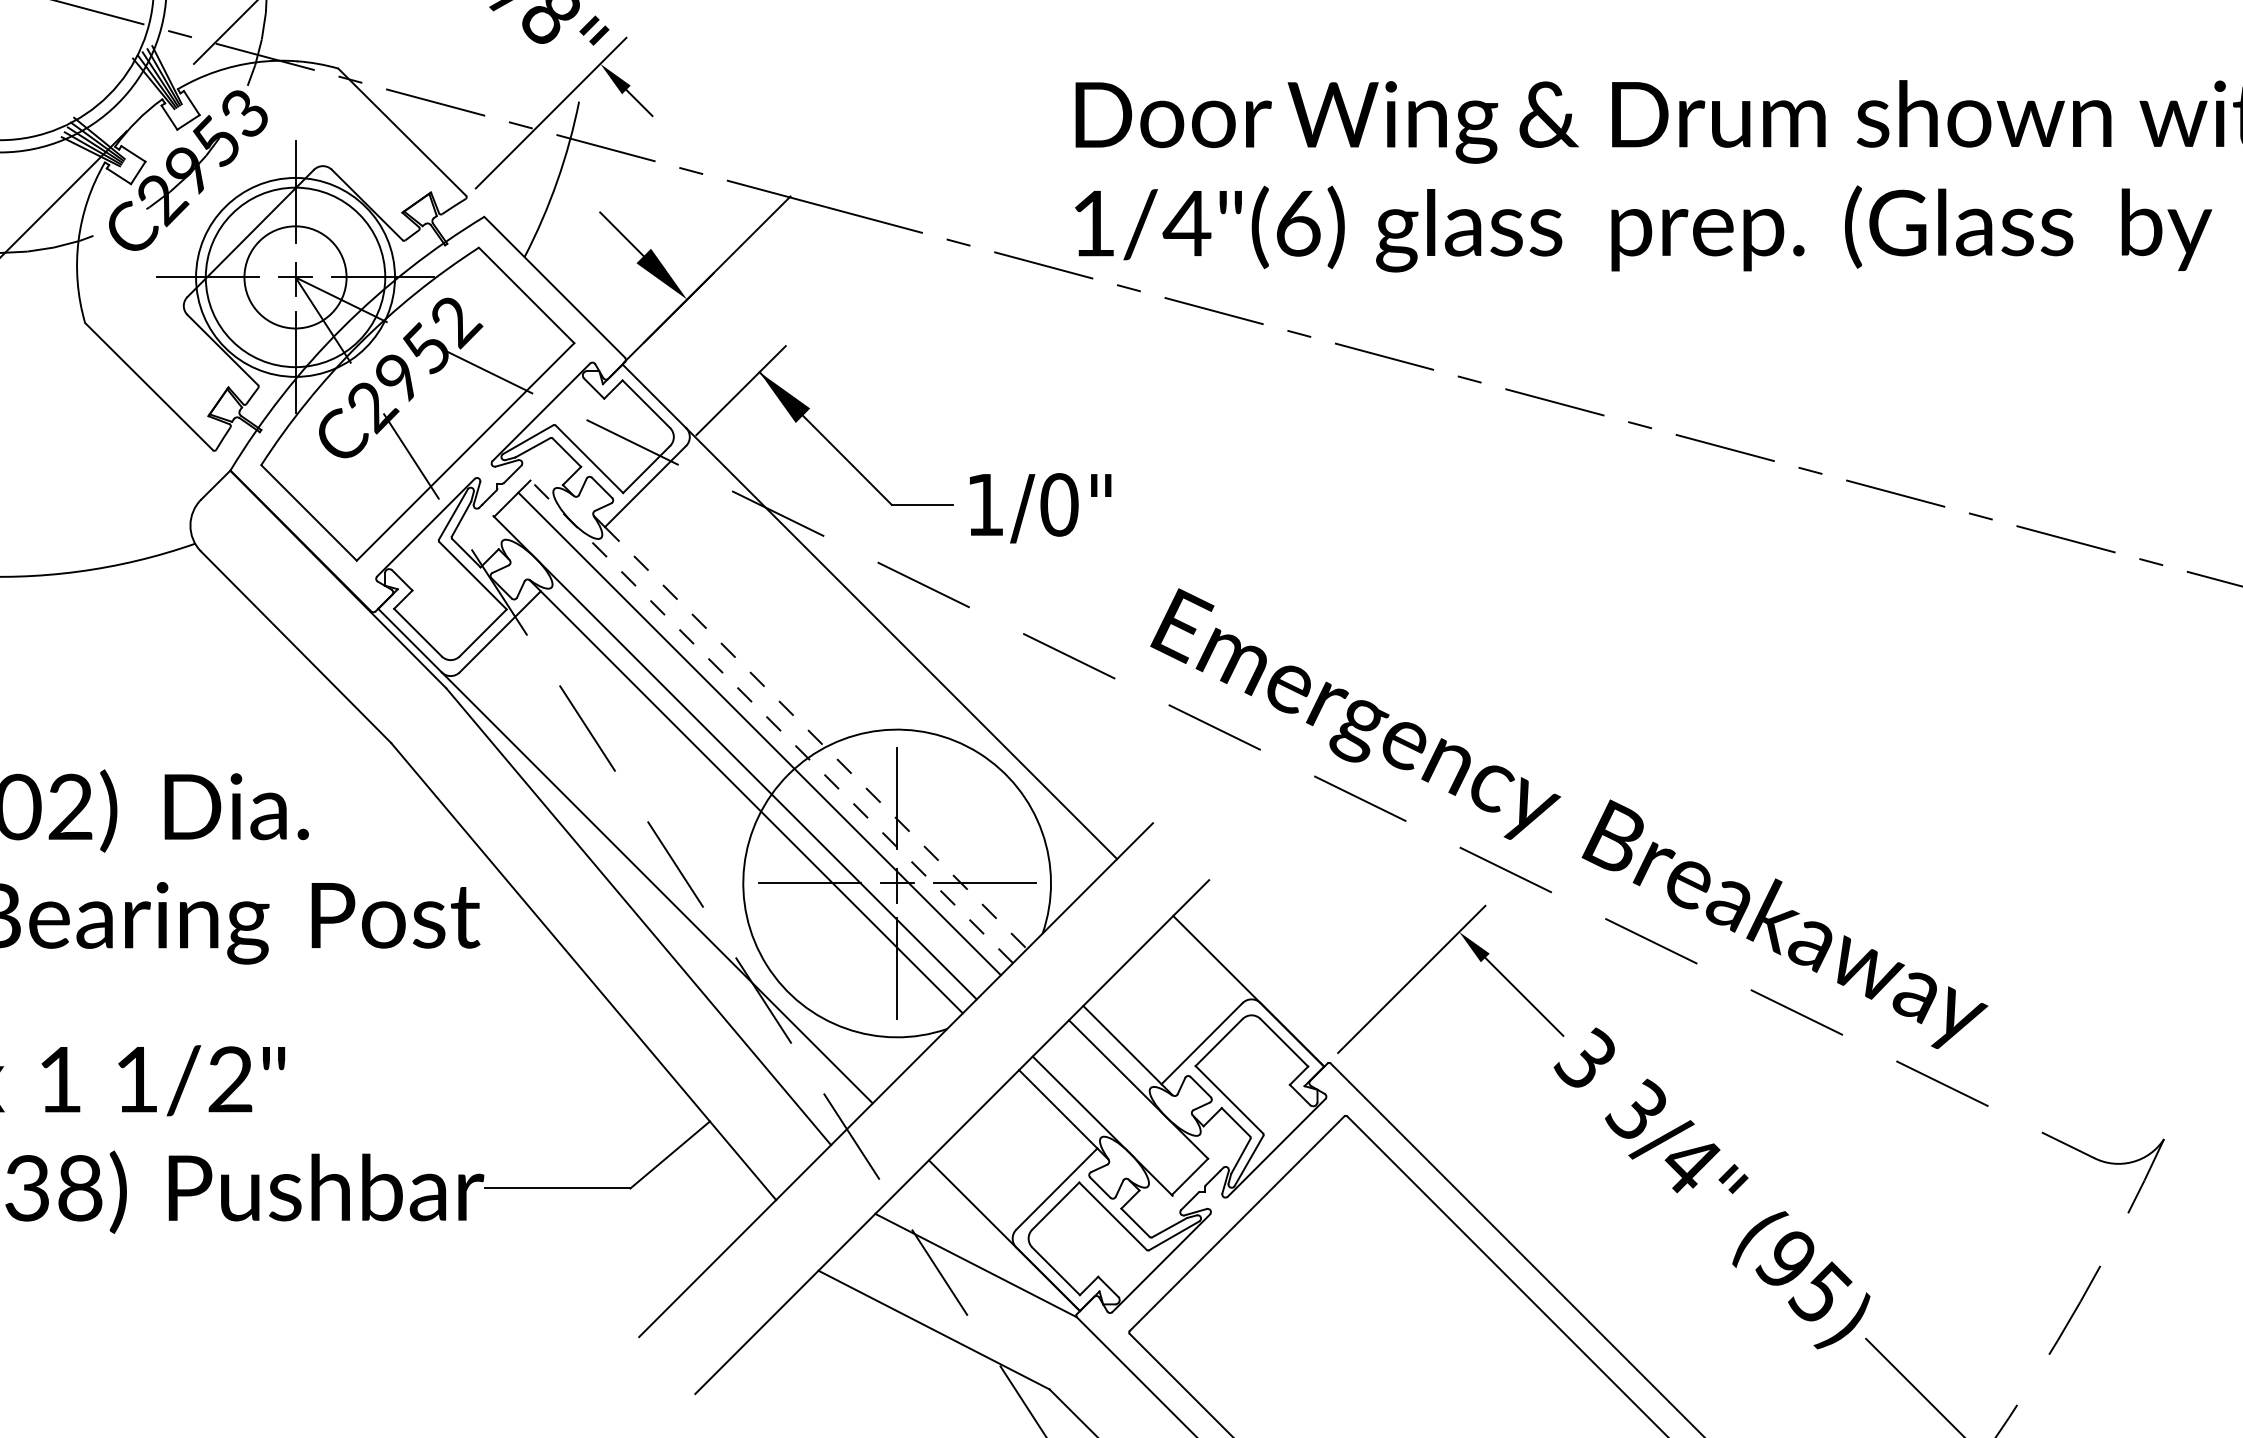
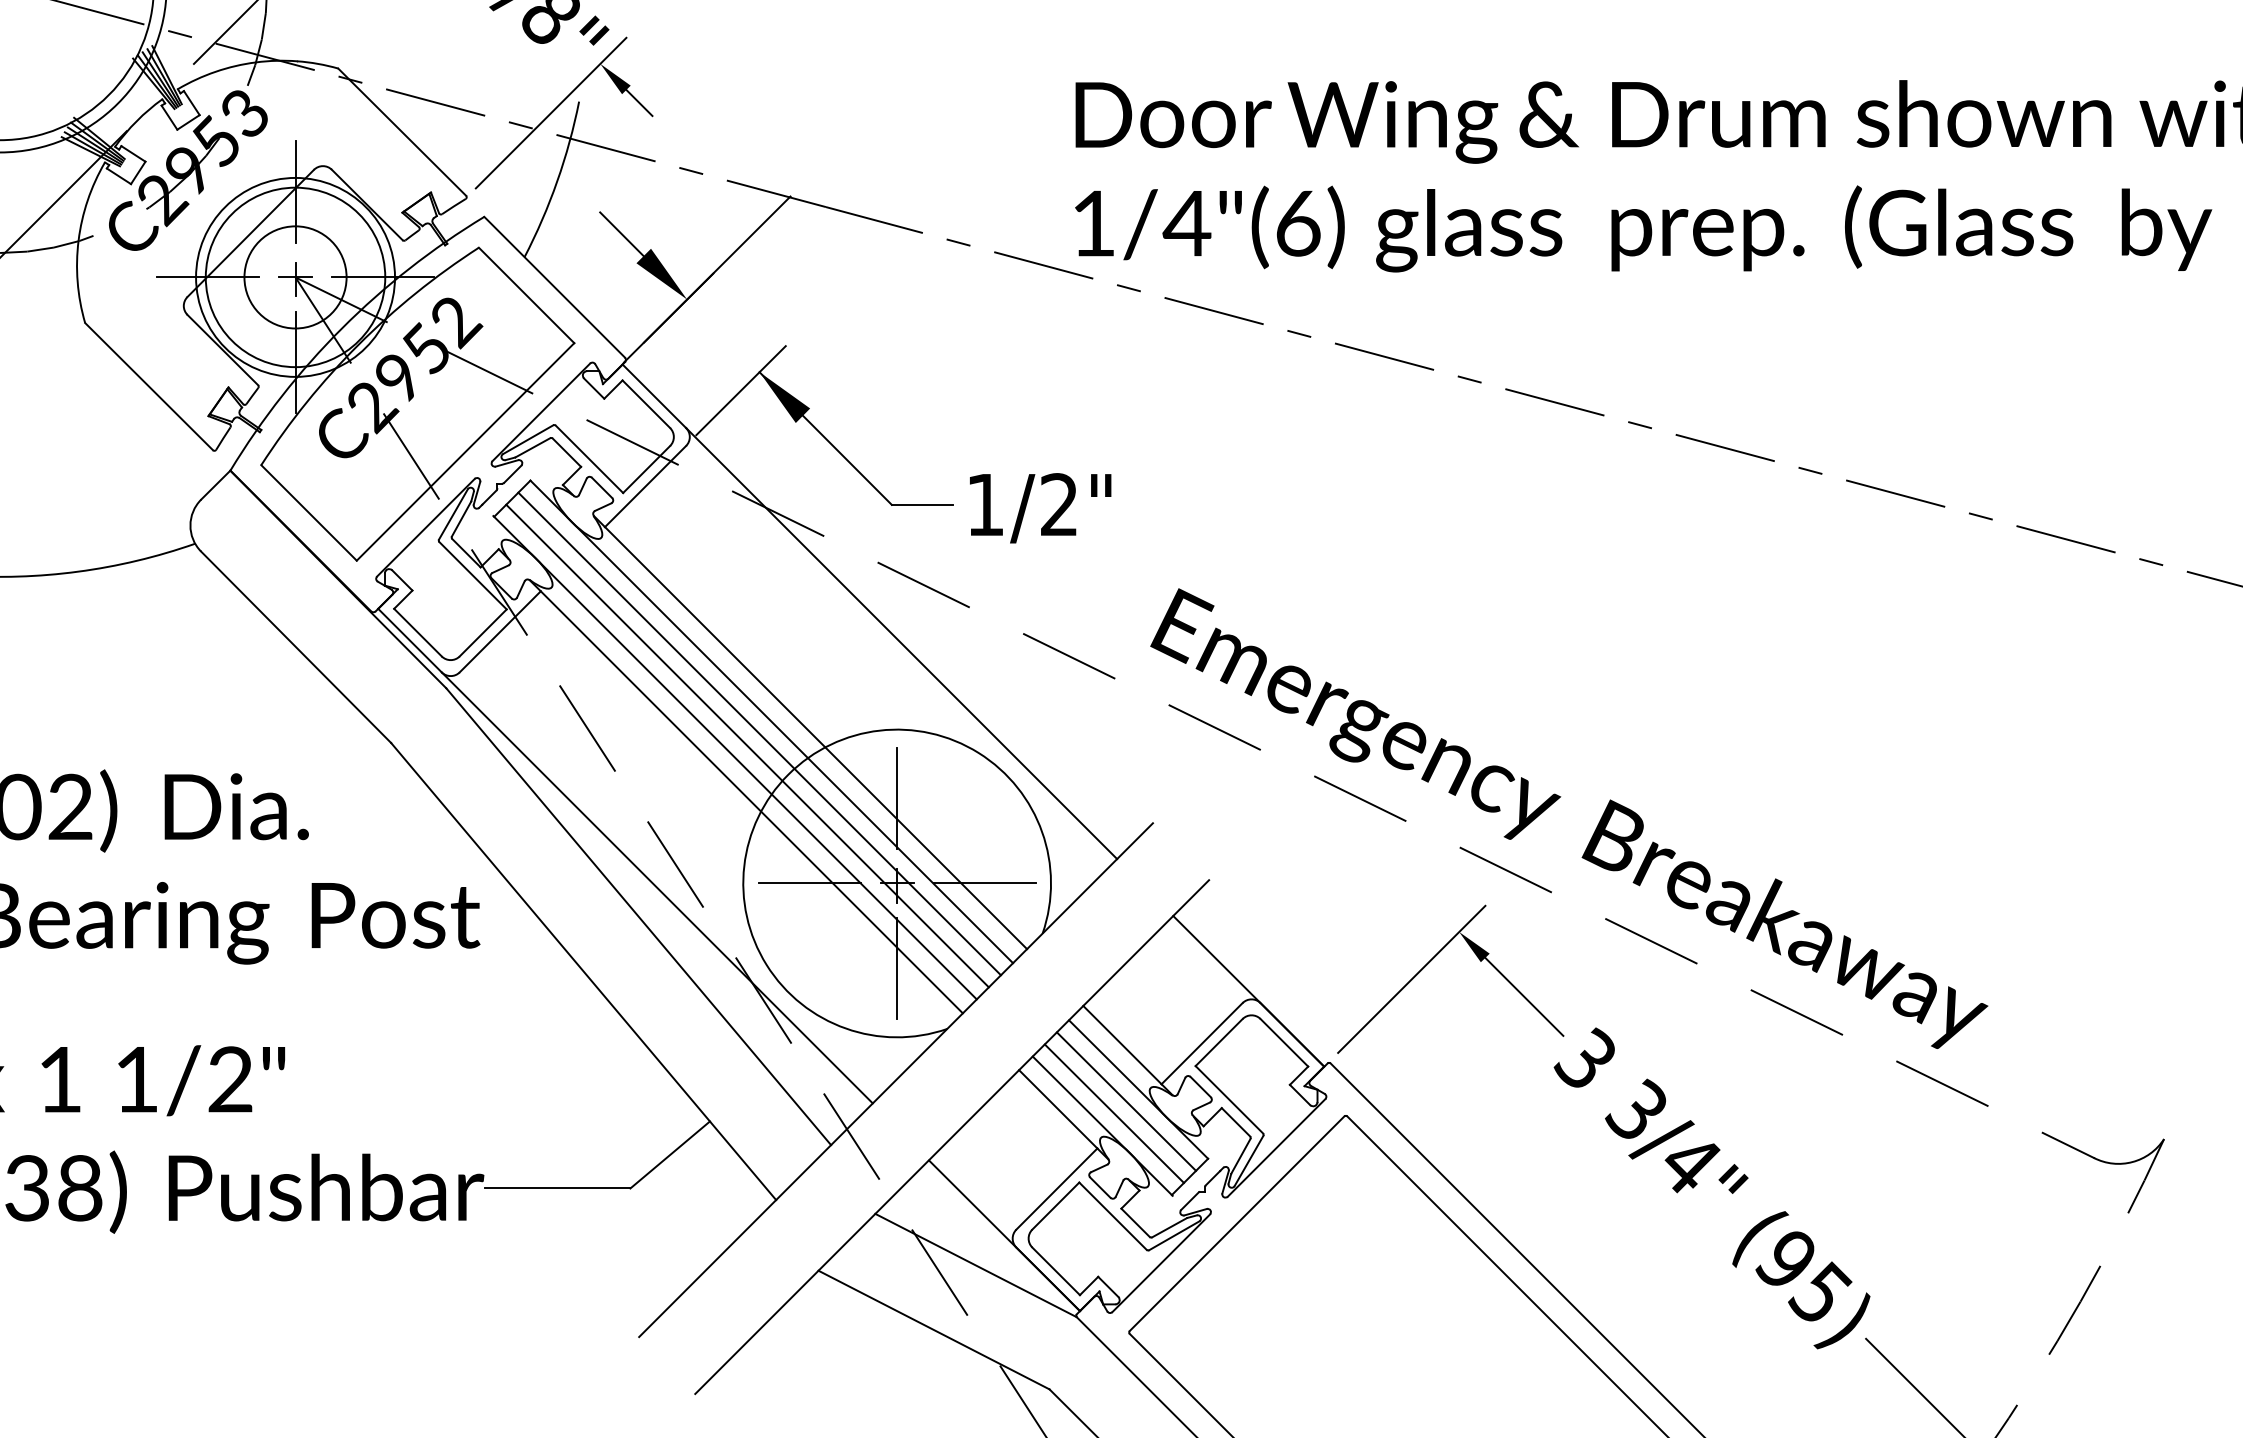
text: 1/0" -> 1/2" (1059, 504)
line: dashed -> solid (771, 721)
line: dashed -> solid (816, 738)
line: none -> present (747, 745)
line: none -> present (1126, 1101)
line: none -> present (1113, 1113)
